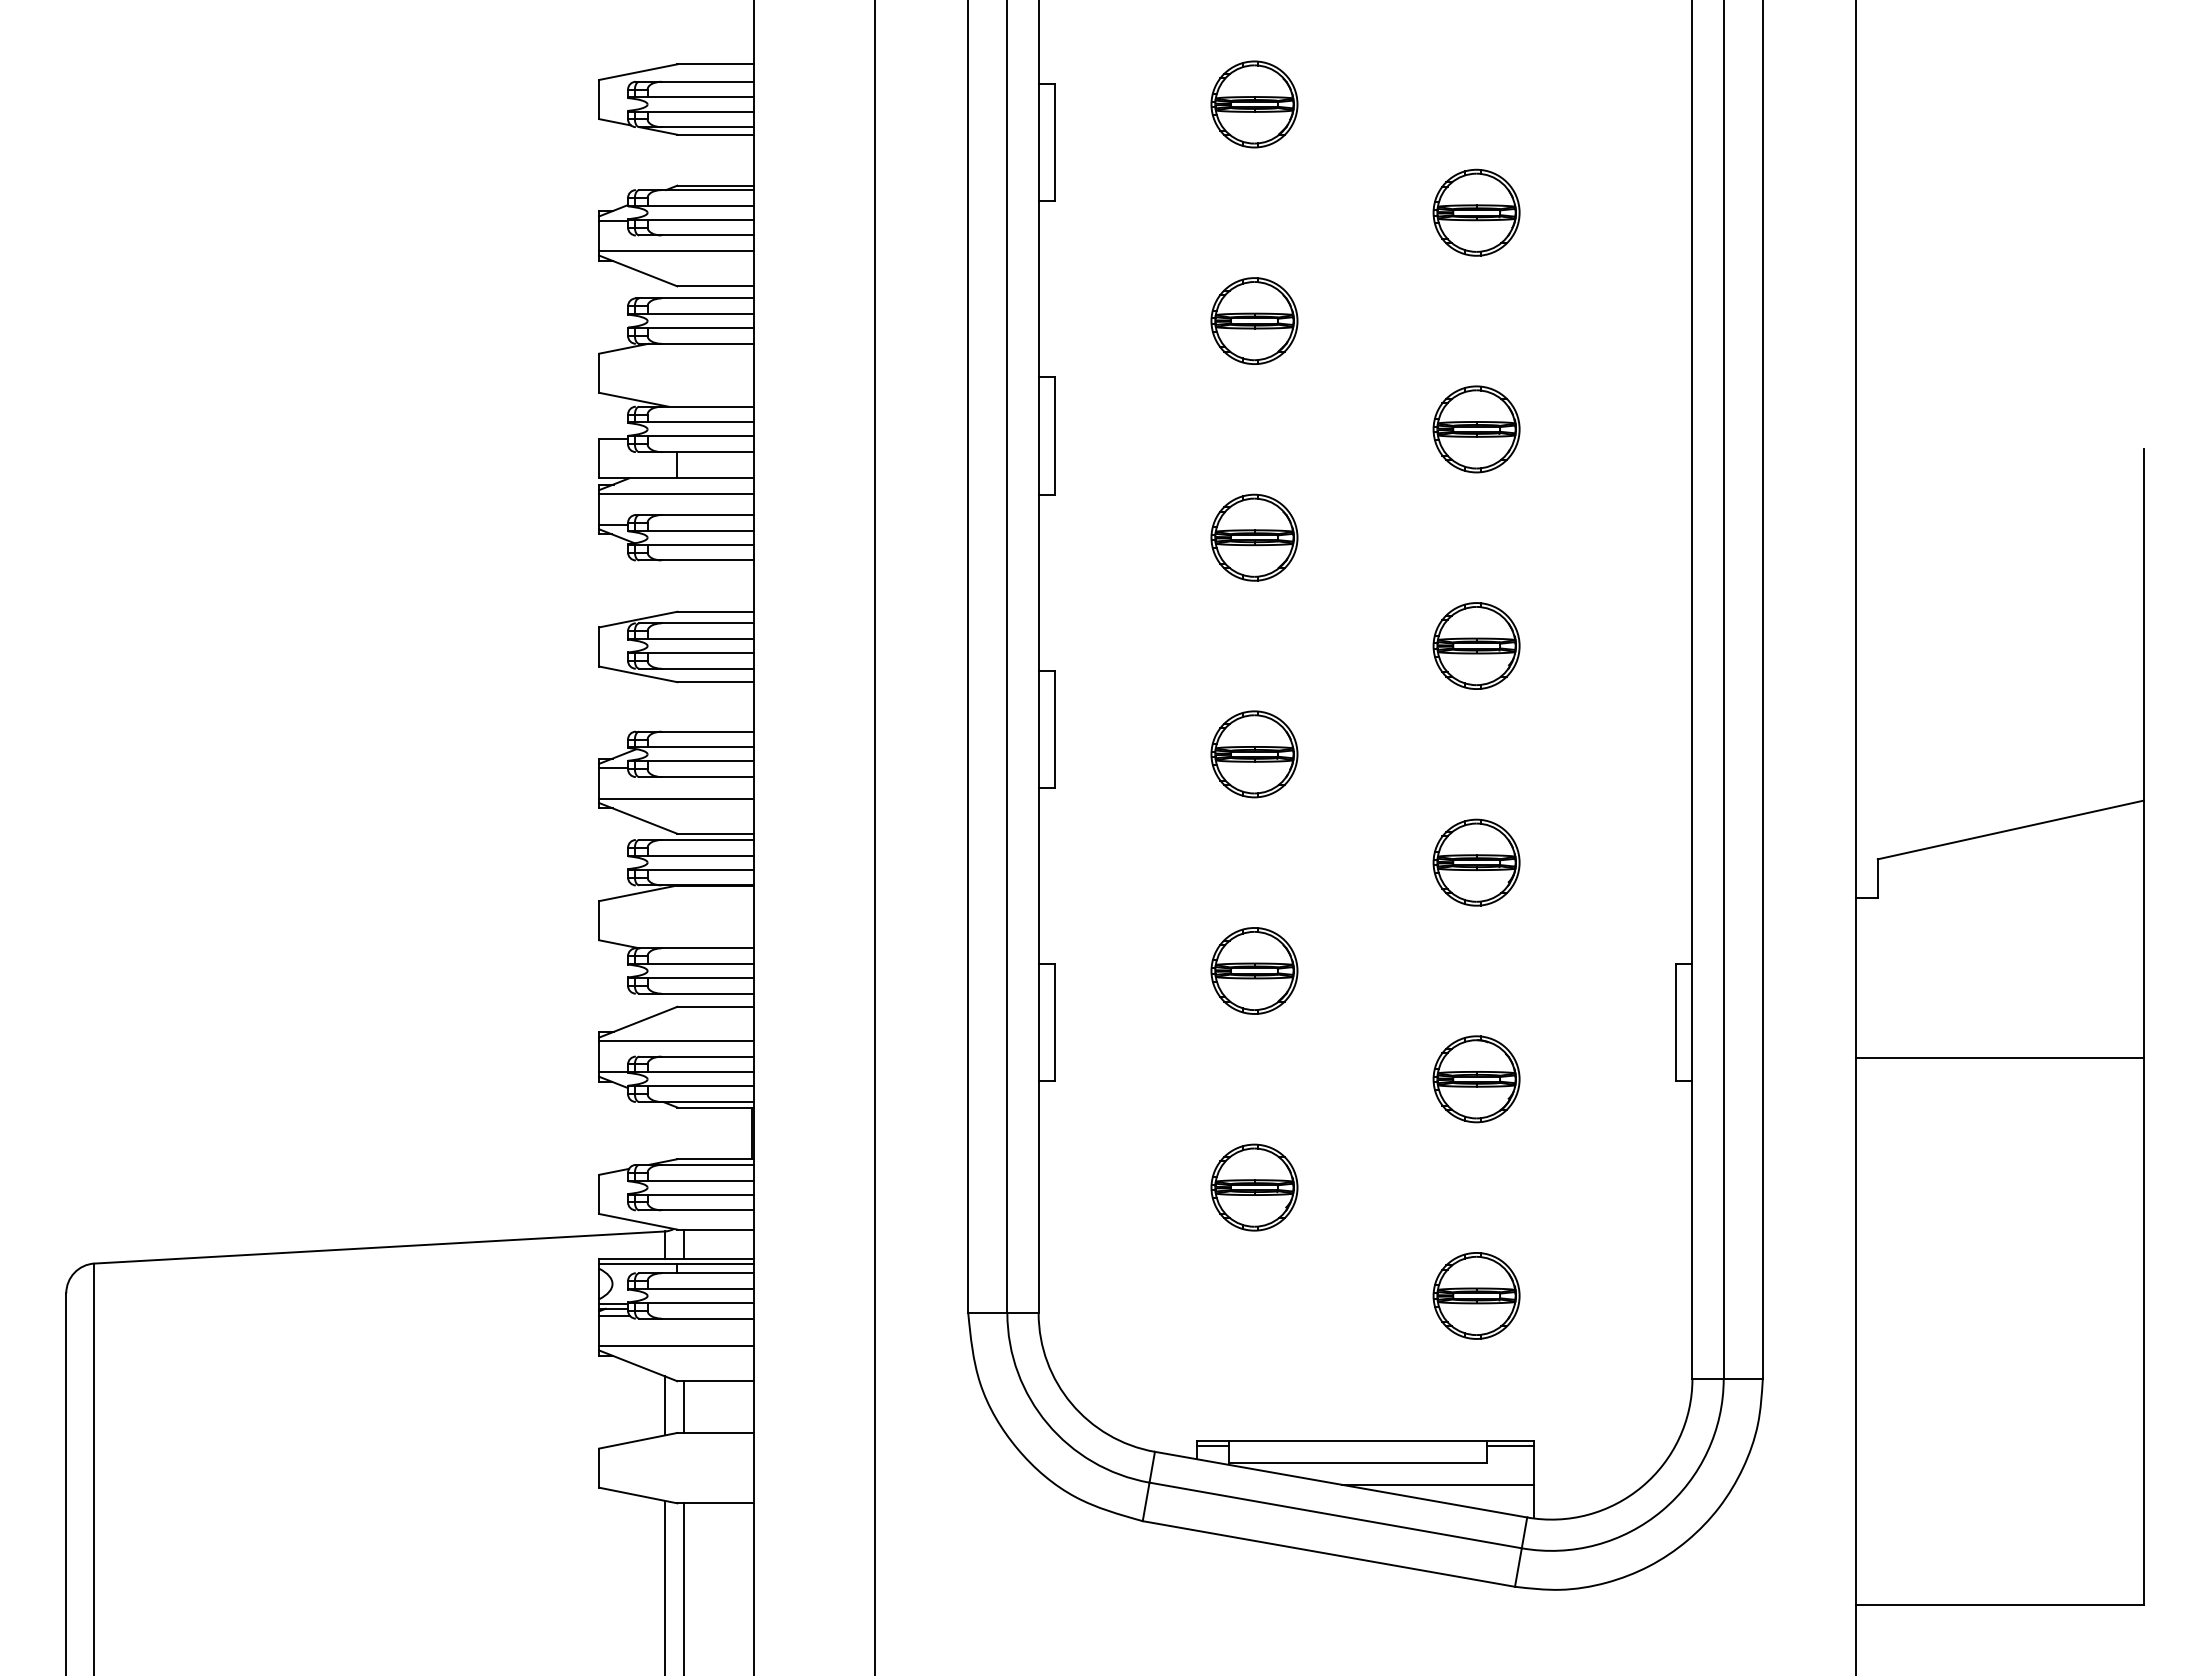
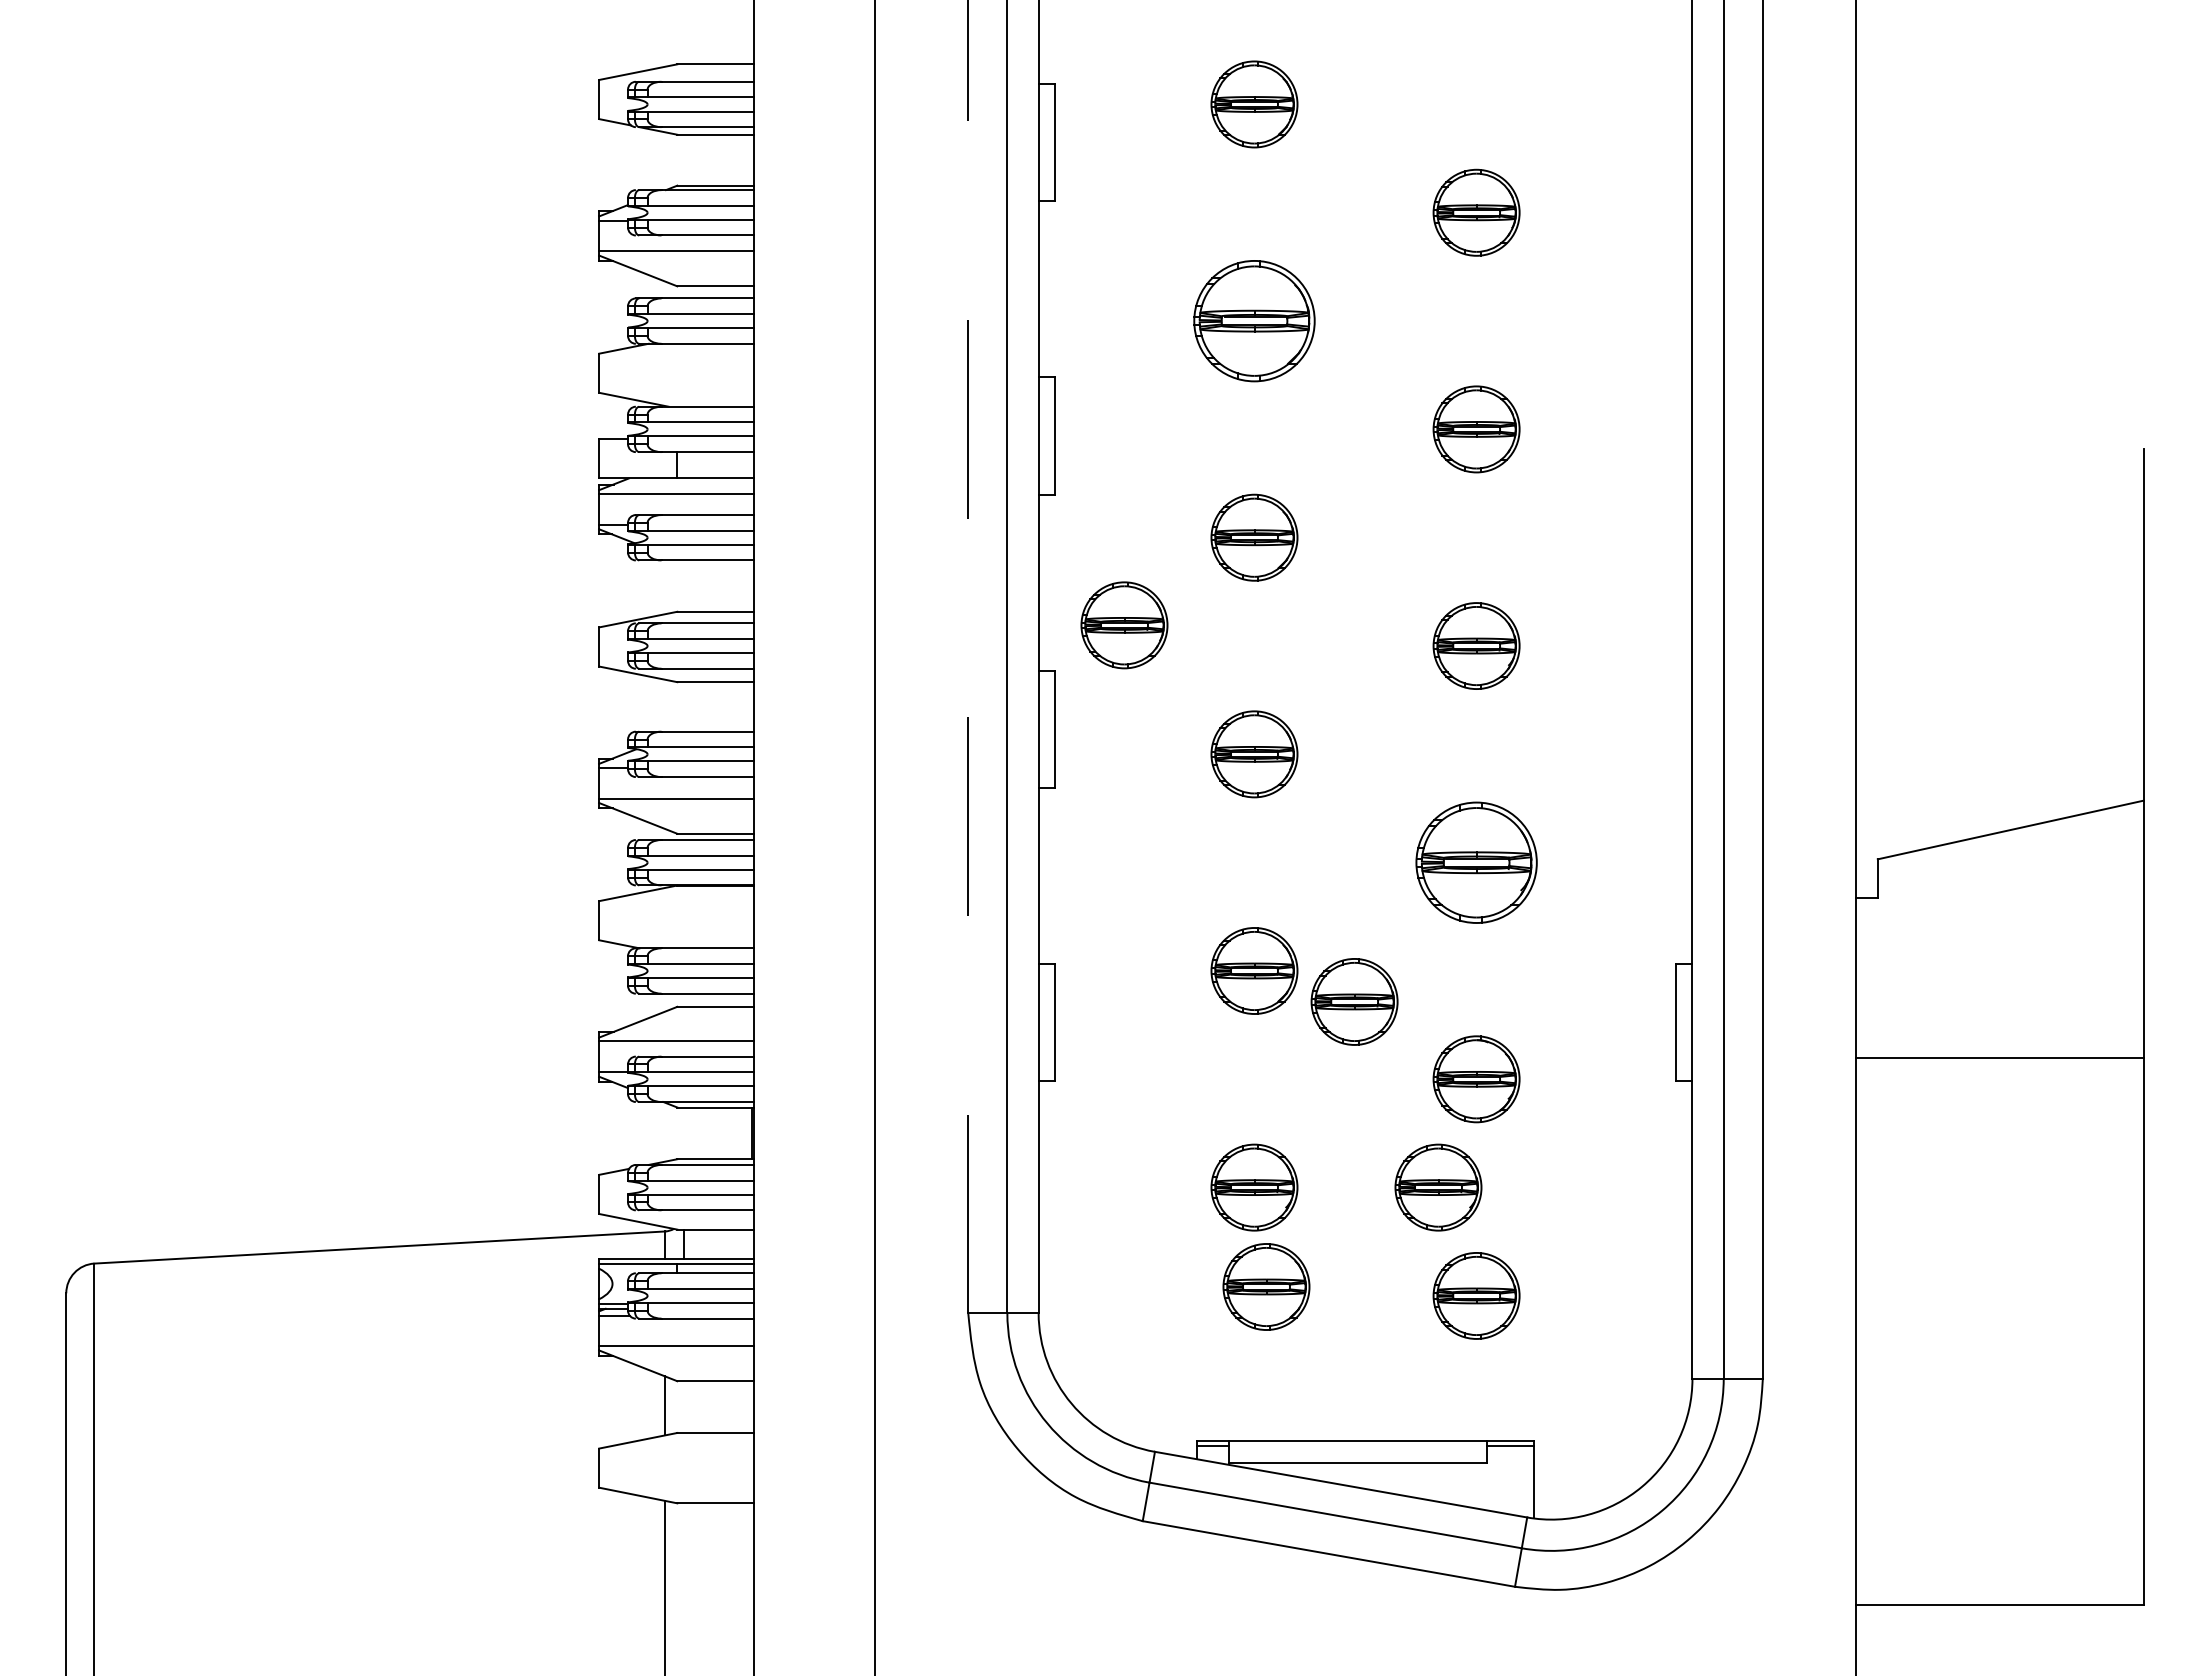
part size: 89x88 px -> 123x123 px (1254, 321)
part: none -> present (1124, 625)
line: solid -> dashed (968, 656)
part size: 89x89 px -> 123x123 px (1476, 862)
part: none -> present (1354, 1001)
part: none -> present (1438, 1187)
part: none -> present (1266, 1286)
line: present -> none (684, 1406)
line: present -> none (1437, 1484)
line: present -> none (684, 1587)
